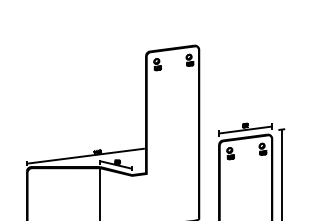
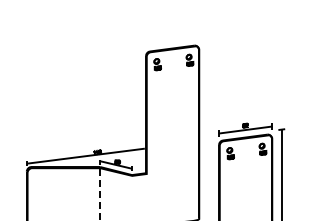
line: solid -> dashed (100, 194)
